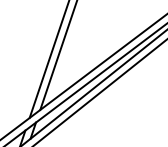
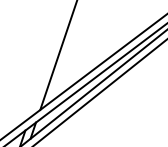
line: present -> none (48, 59)
